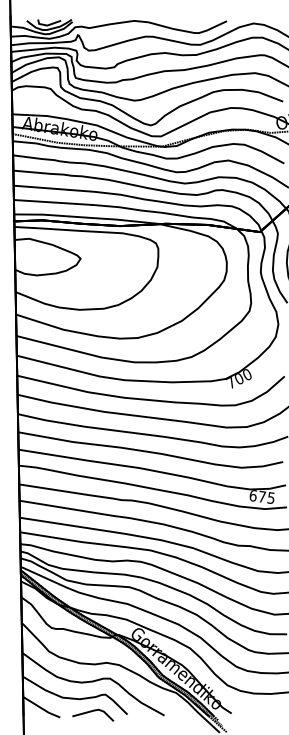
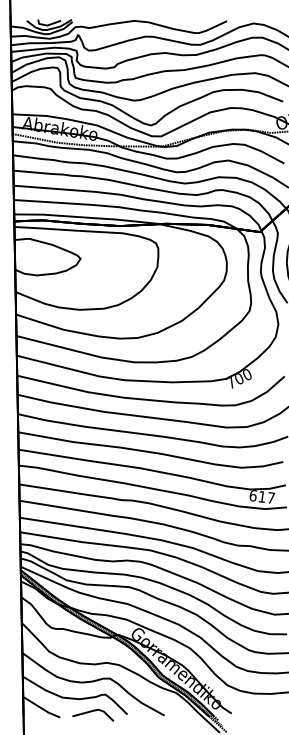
text: 675 -> 617 (266, 496)
